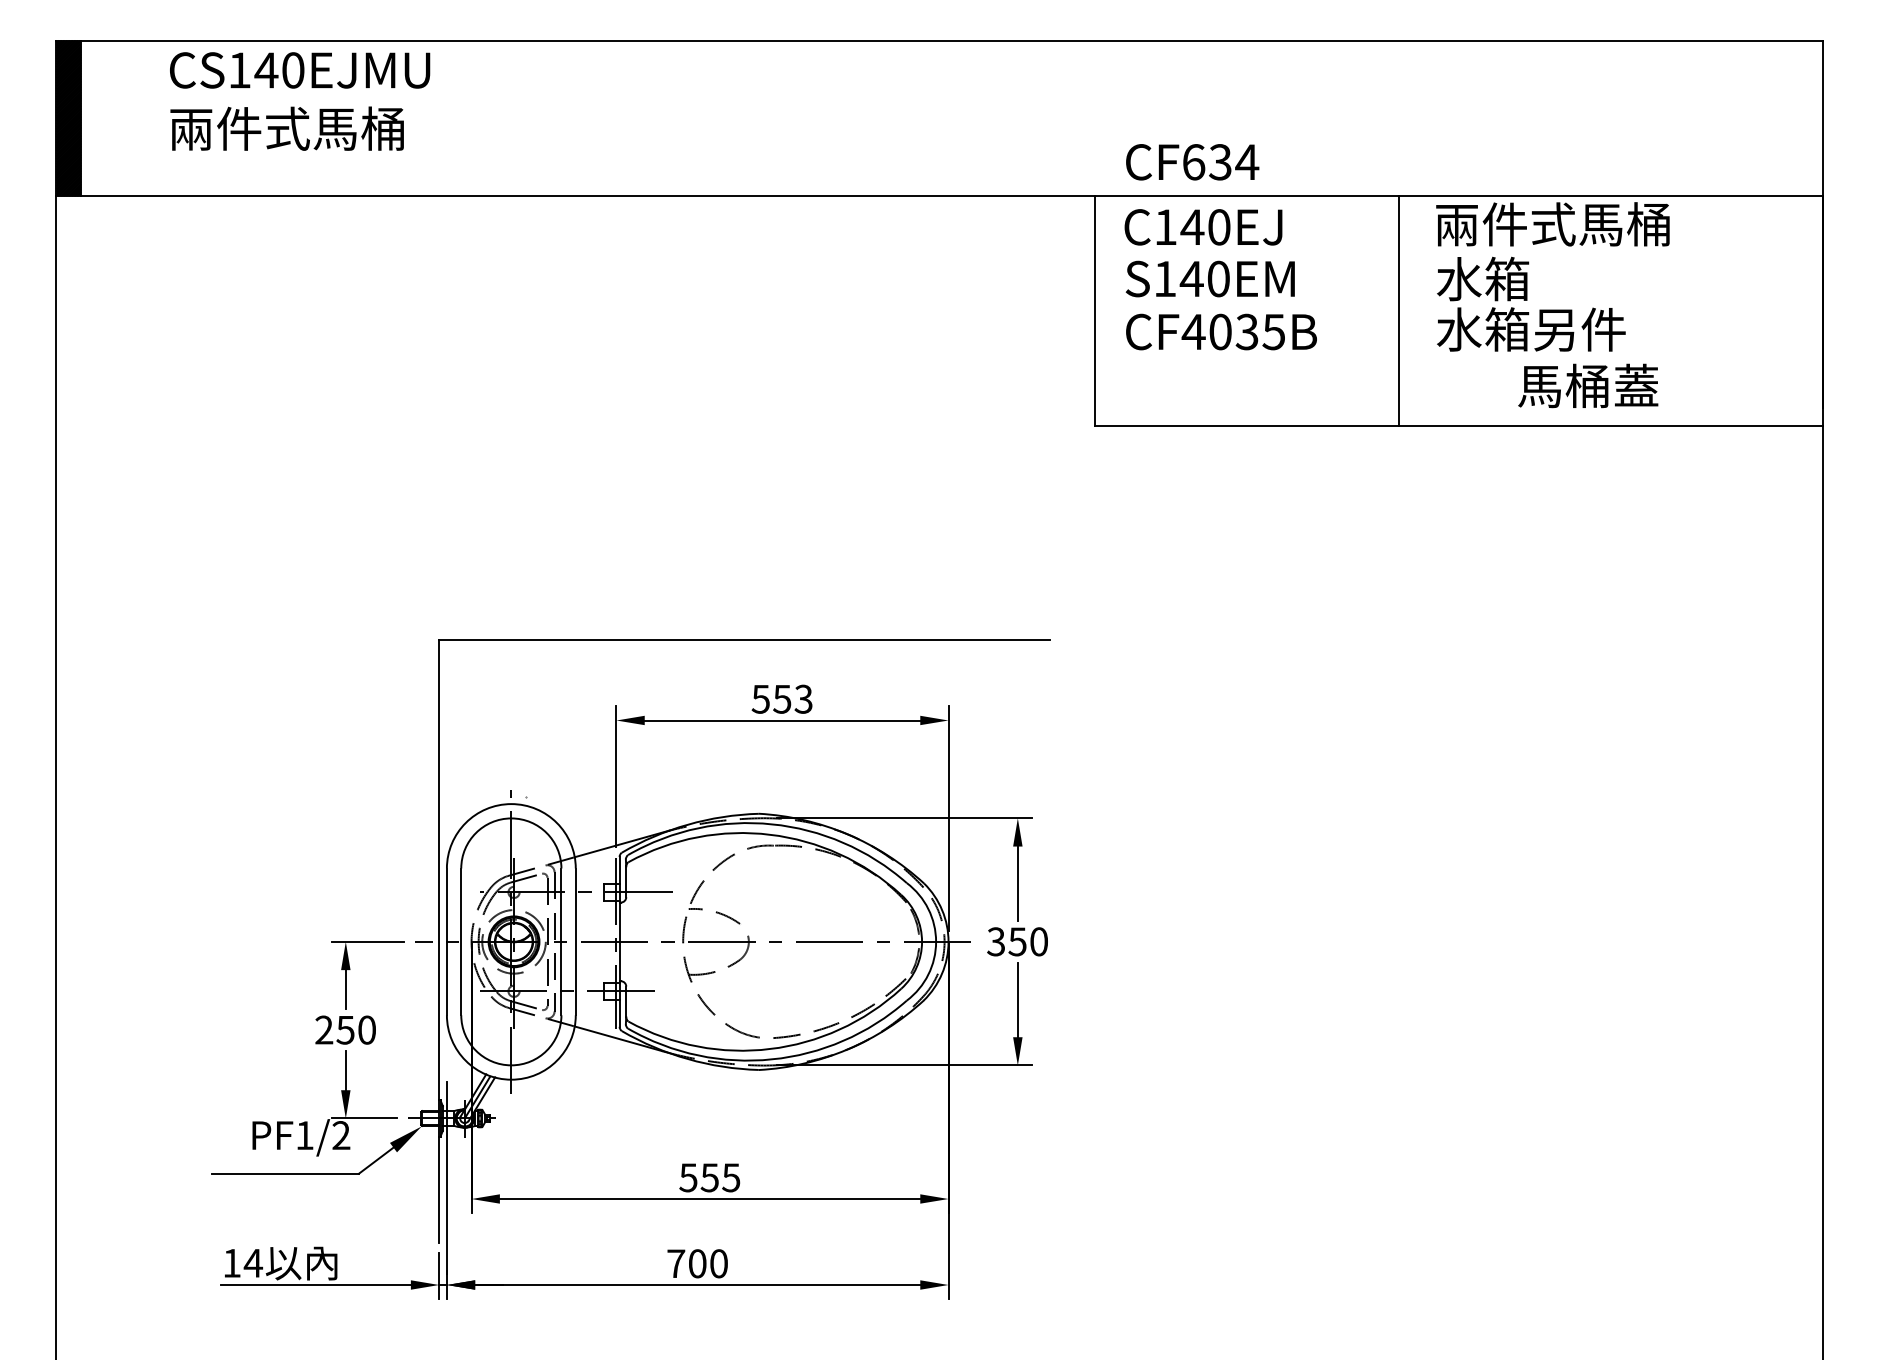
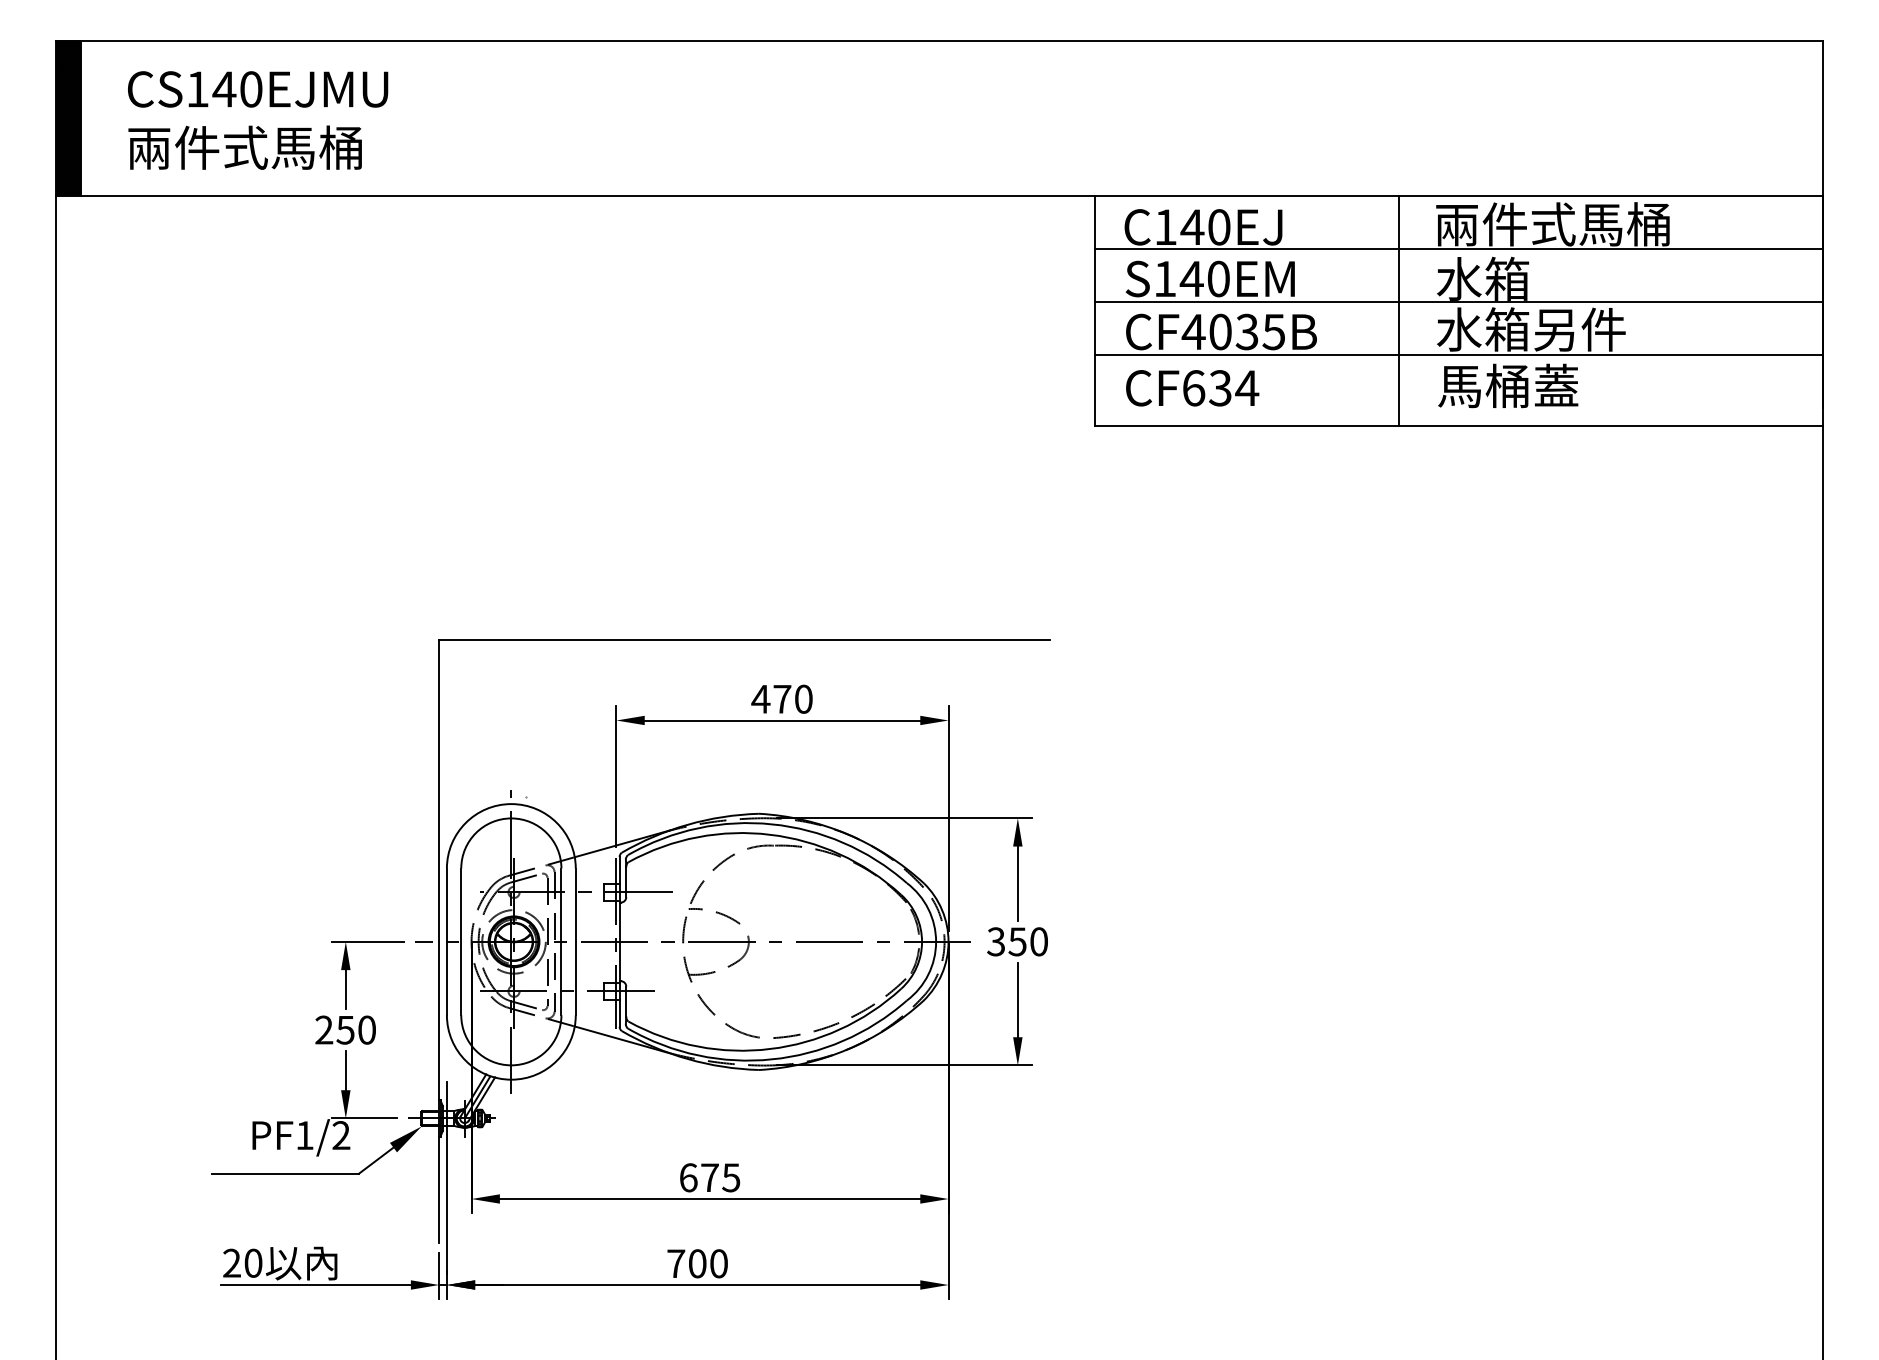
text position: (300, 101) -> (258, 120) (258, 120)
text position: (1192, 162) -> (1192, 388) (1192, 388)
line: none -> present (1458, 249)
line: none -> present (1458, 302)
line: none -> present (1458, 355)
text position: (1588, 385) -> (1508, 385) (1508, 385)
text: 553 -> 470 (781, 698)
text: 555 -> 675 (698, 1177)
text: 14 -> 20 (243, 1262)
